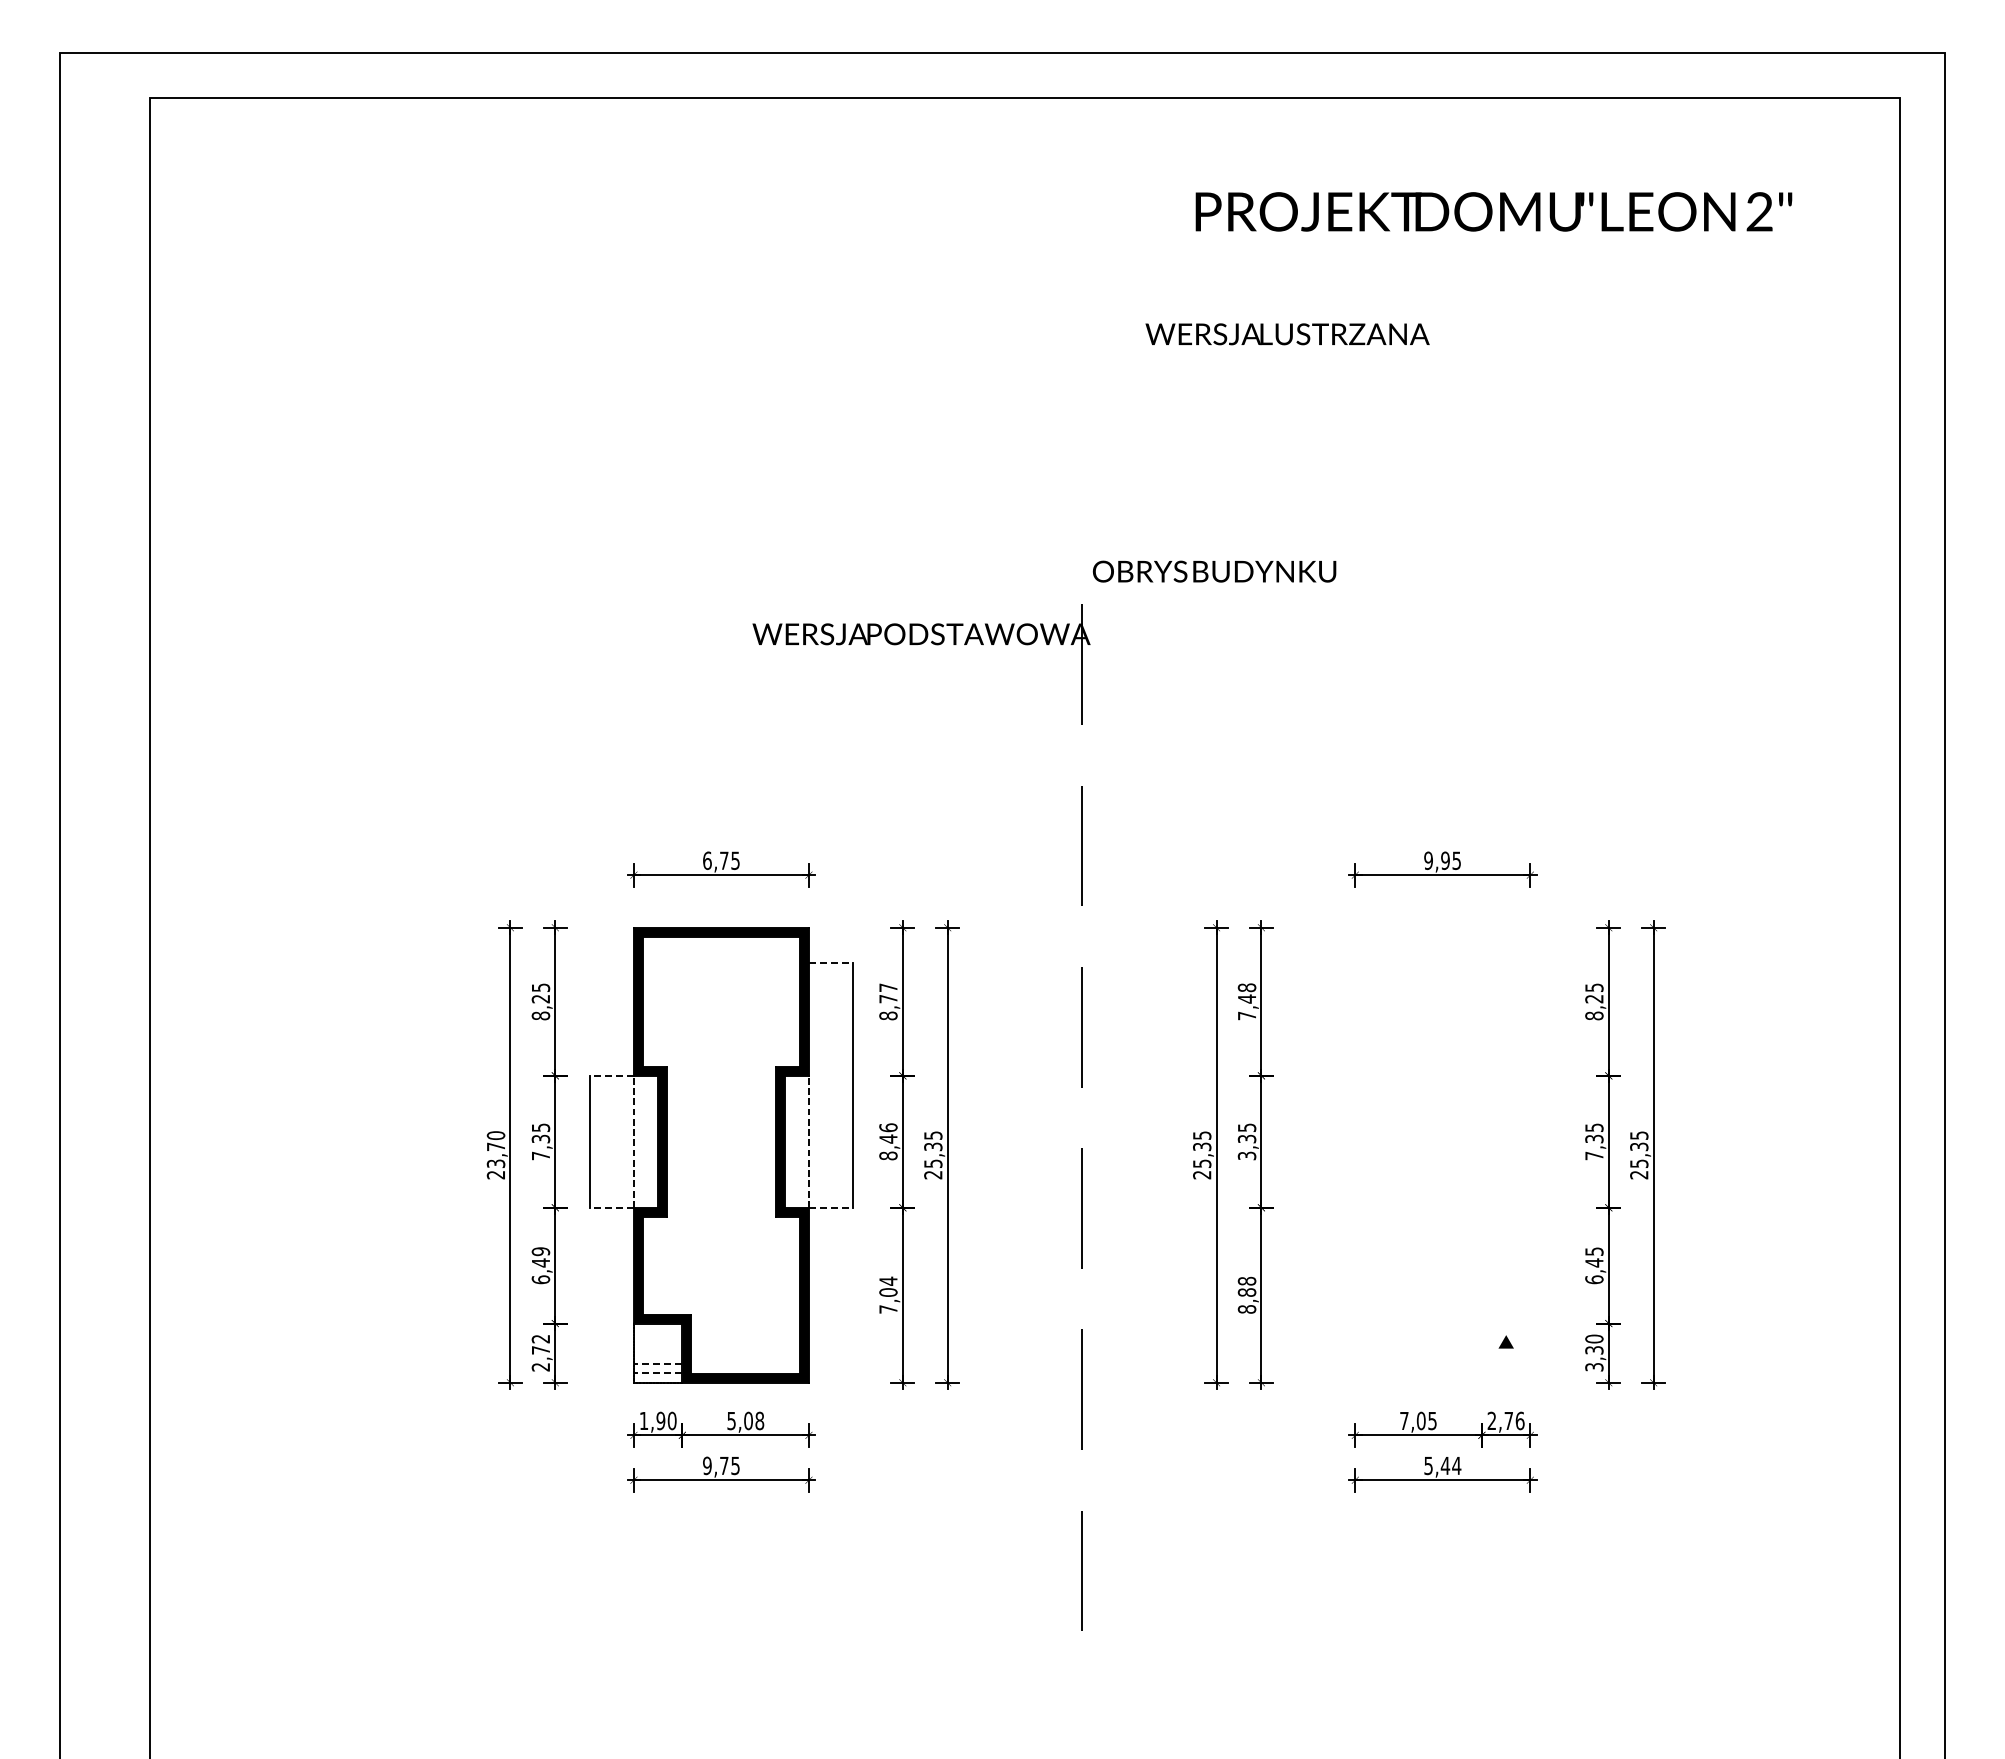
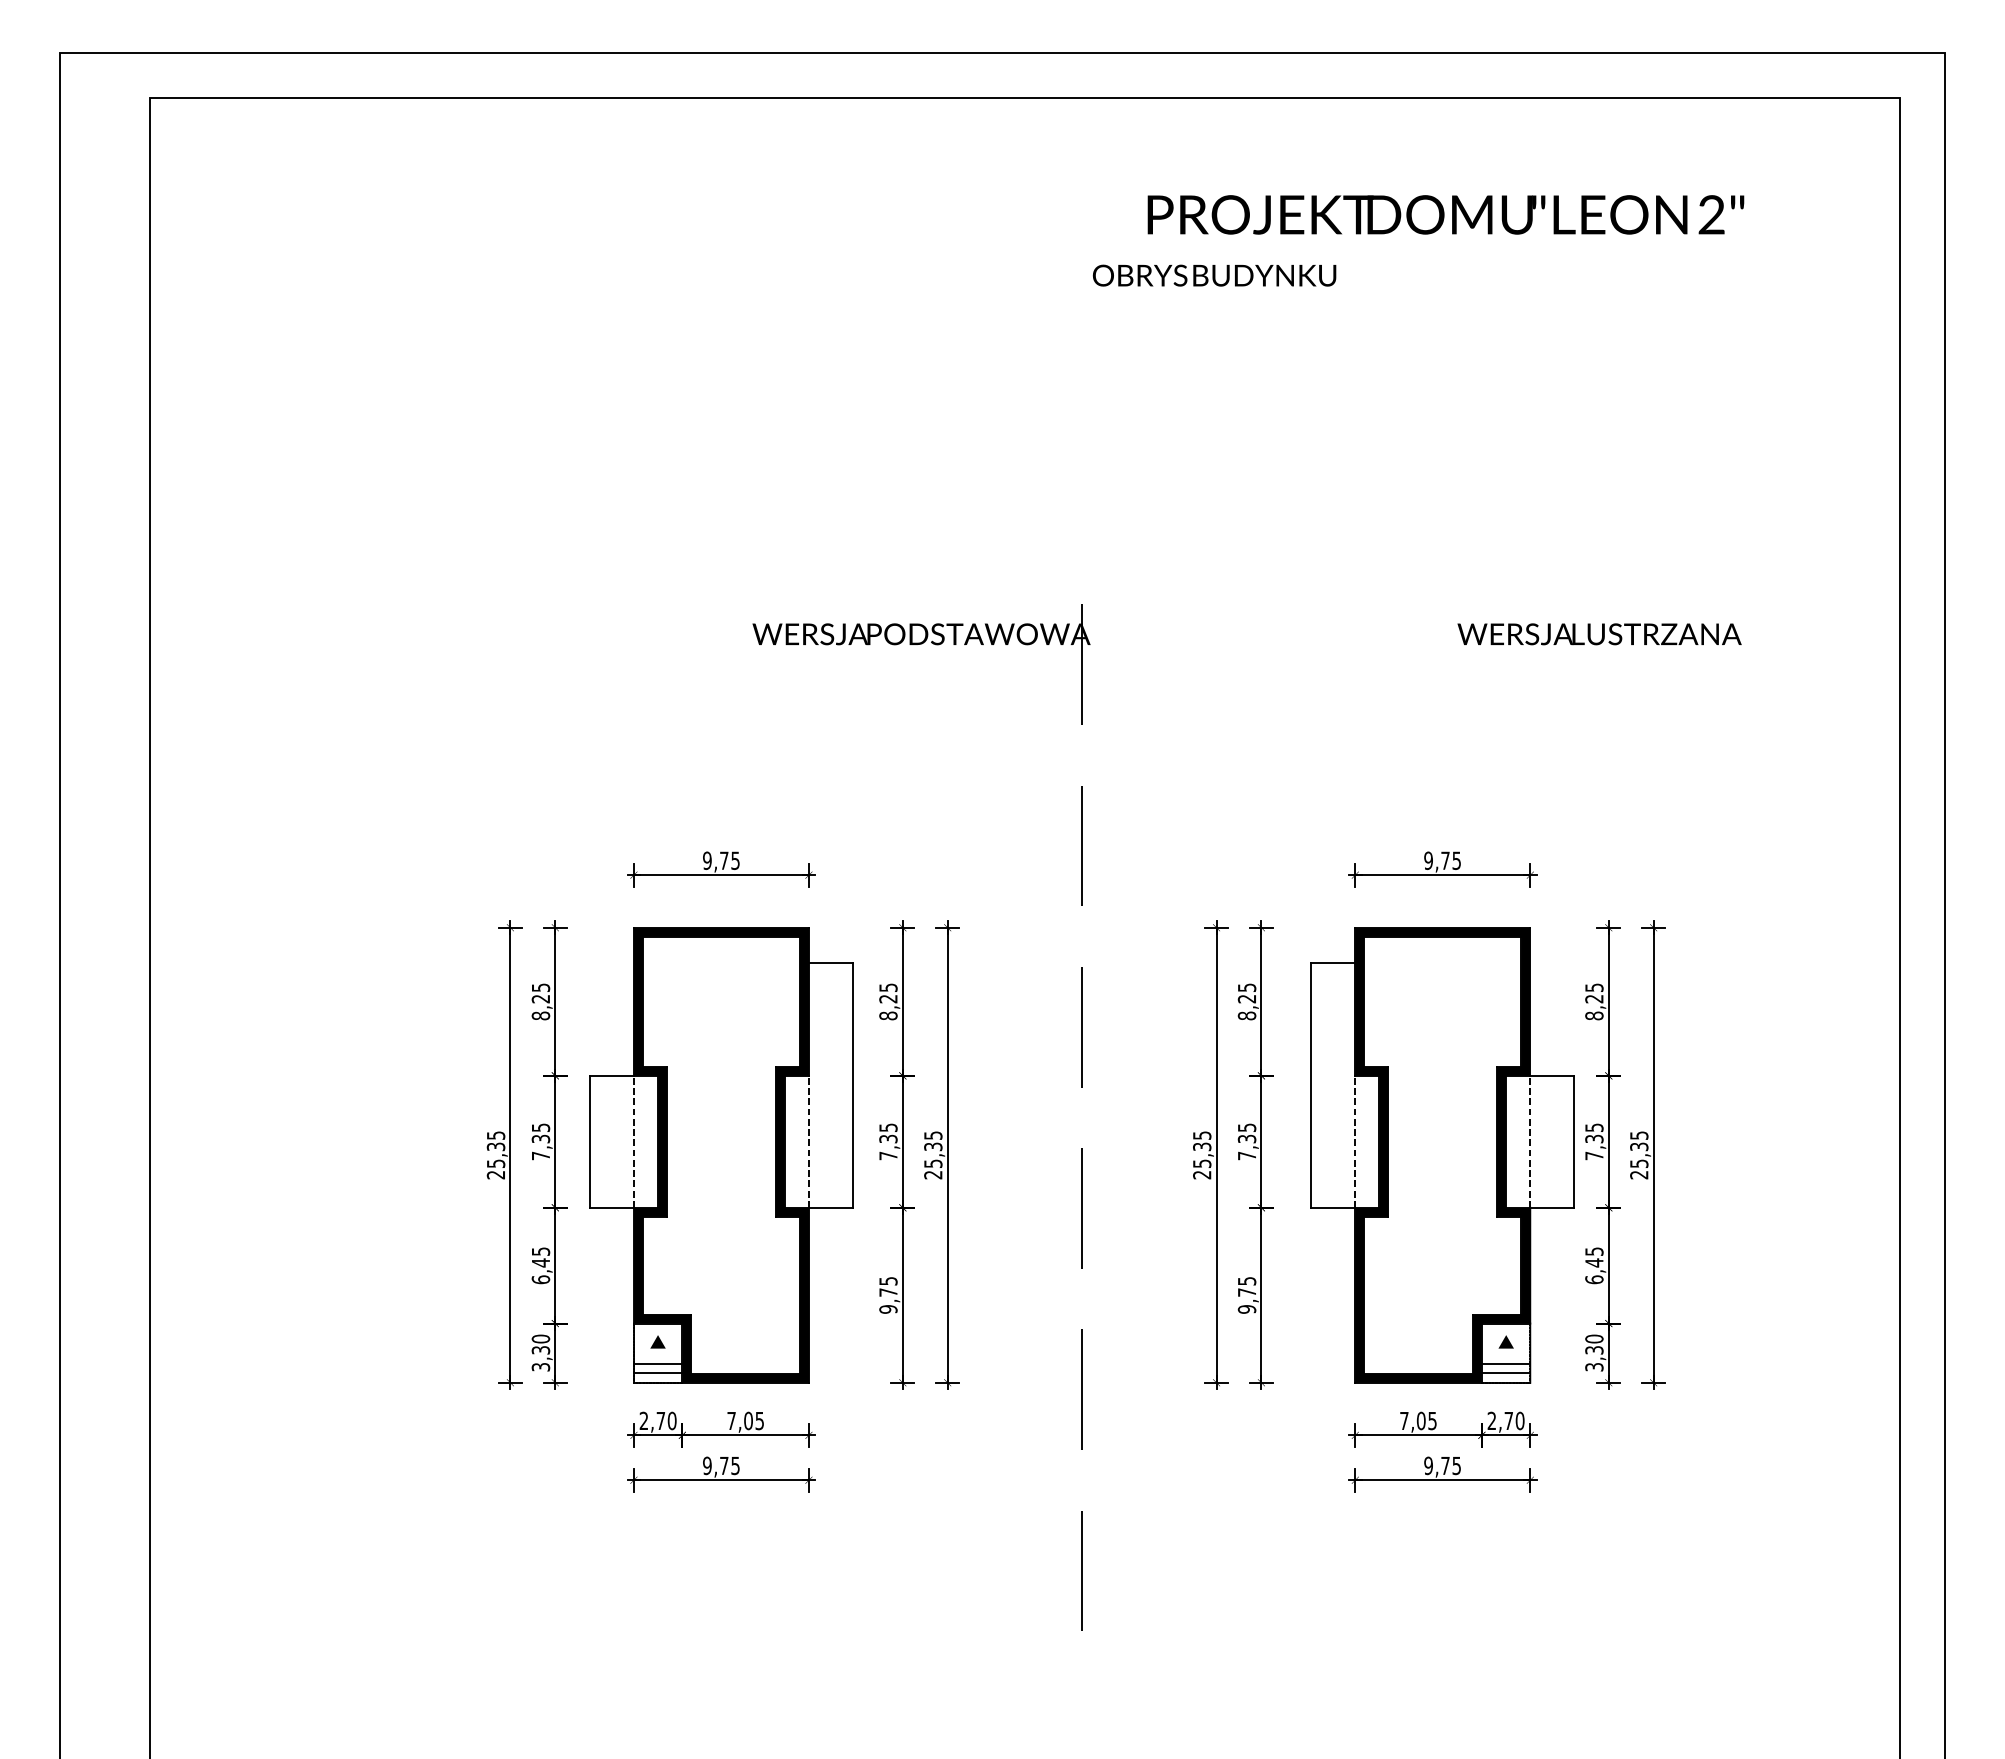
text position: (1493, 211) -> (1445, 214) (1445, 214)
text position: (1287, 334) -> (1599, 634) (1599, 634)
text position: (1214, 571) -> (1214, 275) (1214, 275)
text: 6,75 -> 9,75 (707, 860)
text: 9,95 -> 9,75 (1445, 860)
line: dashed -> solid (831, 962)
text: 8,77 -> 8,25 (888, 993)
text: 7,48 -> 8,25 (1246, 1001)
line: dashed -> solid (612, 1075)
text: 8,46 -> 7,35 (888, 1141)
text: 23,70 -> 25,35 (495, 1149)
text: 3,35 -> 7,35 (1246, 1155)
part: none -> present (1442, 1155)
line: dashed -> solid (612, 1207)
line: dashed -> solid (831, 1207)
text: 6,49 -> 6,45 (540, 1251)
text: 7,04 -> 9,75 (888, 1294)
text: 8,88 -> 9,75 (1246, 1294)
fill: none -> present (657, 1341)
text: 2,72 -> 3,30 (540, 1352)
line: dashed -> solid (657, 1363)
line: dashed -> solid (657, 1372)
text: 1,90 -> 2,70 (652, 1420)
text: 5,08 -> 7,05 (745, 1420)
text: 2,76 -> 2,70 (1519, 1420)
text: 5,44 -> 9,75 (1442, 1465)
